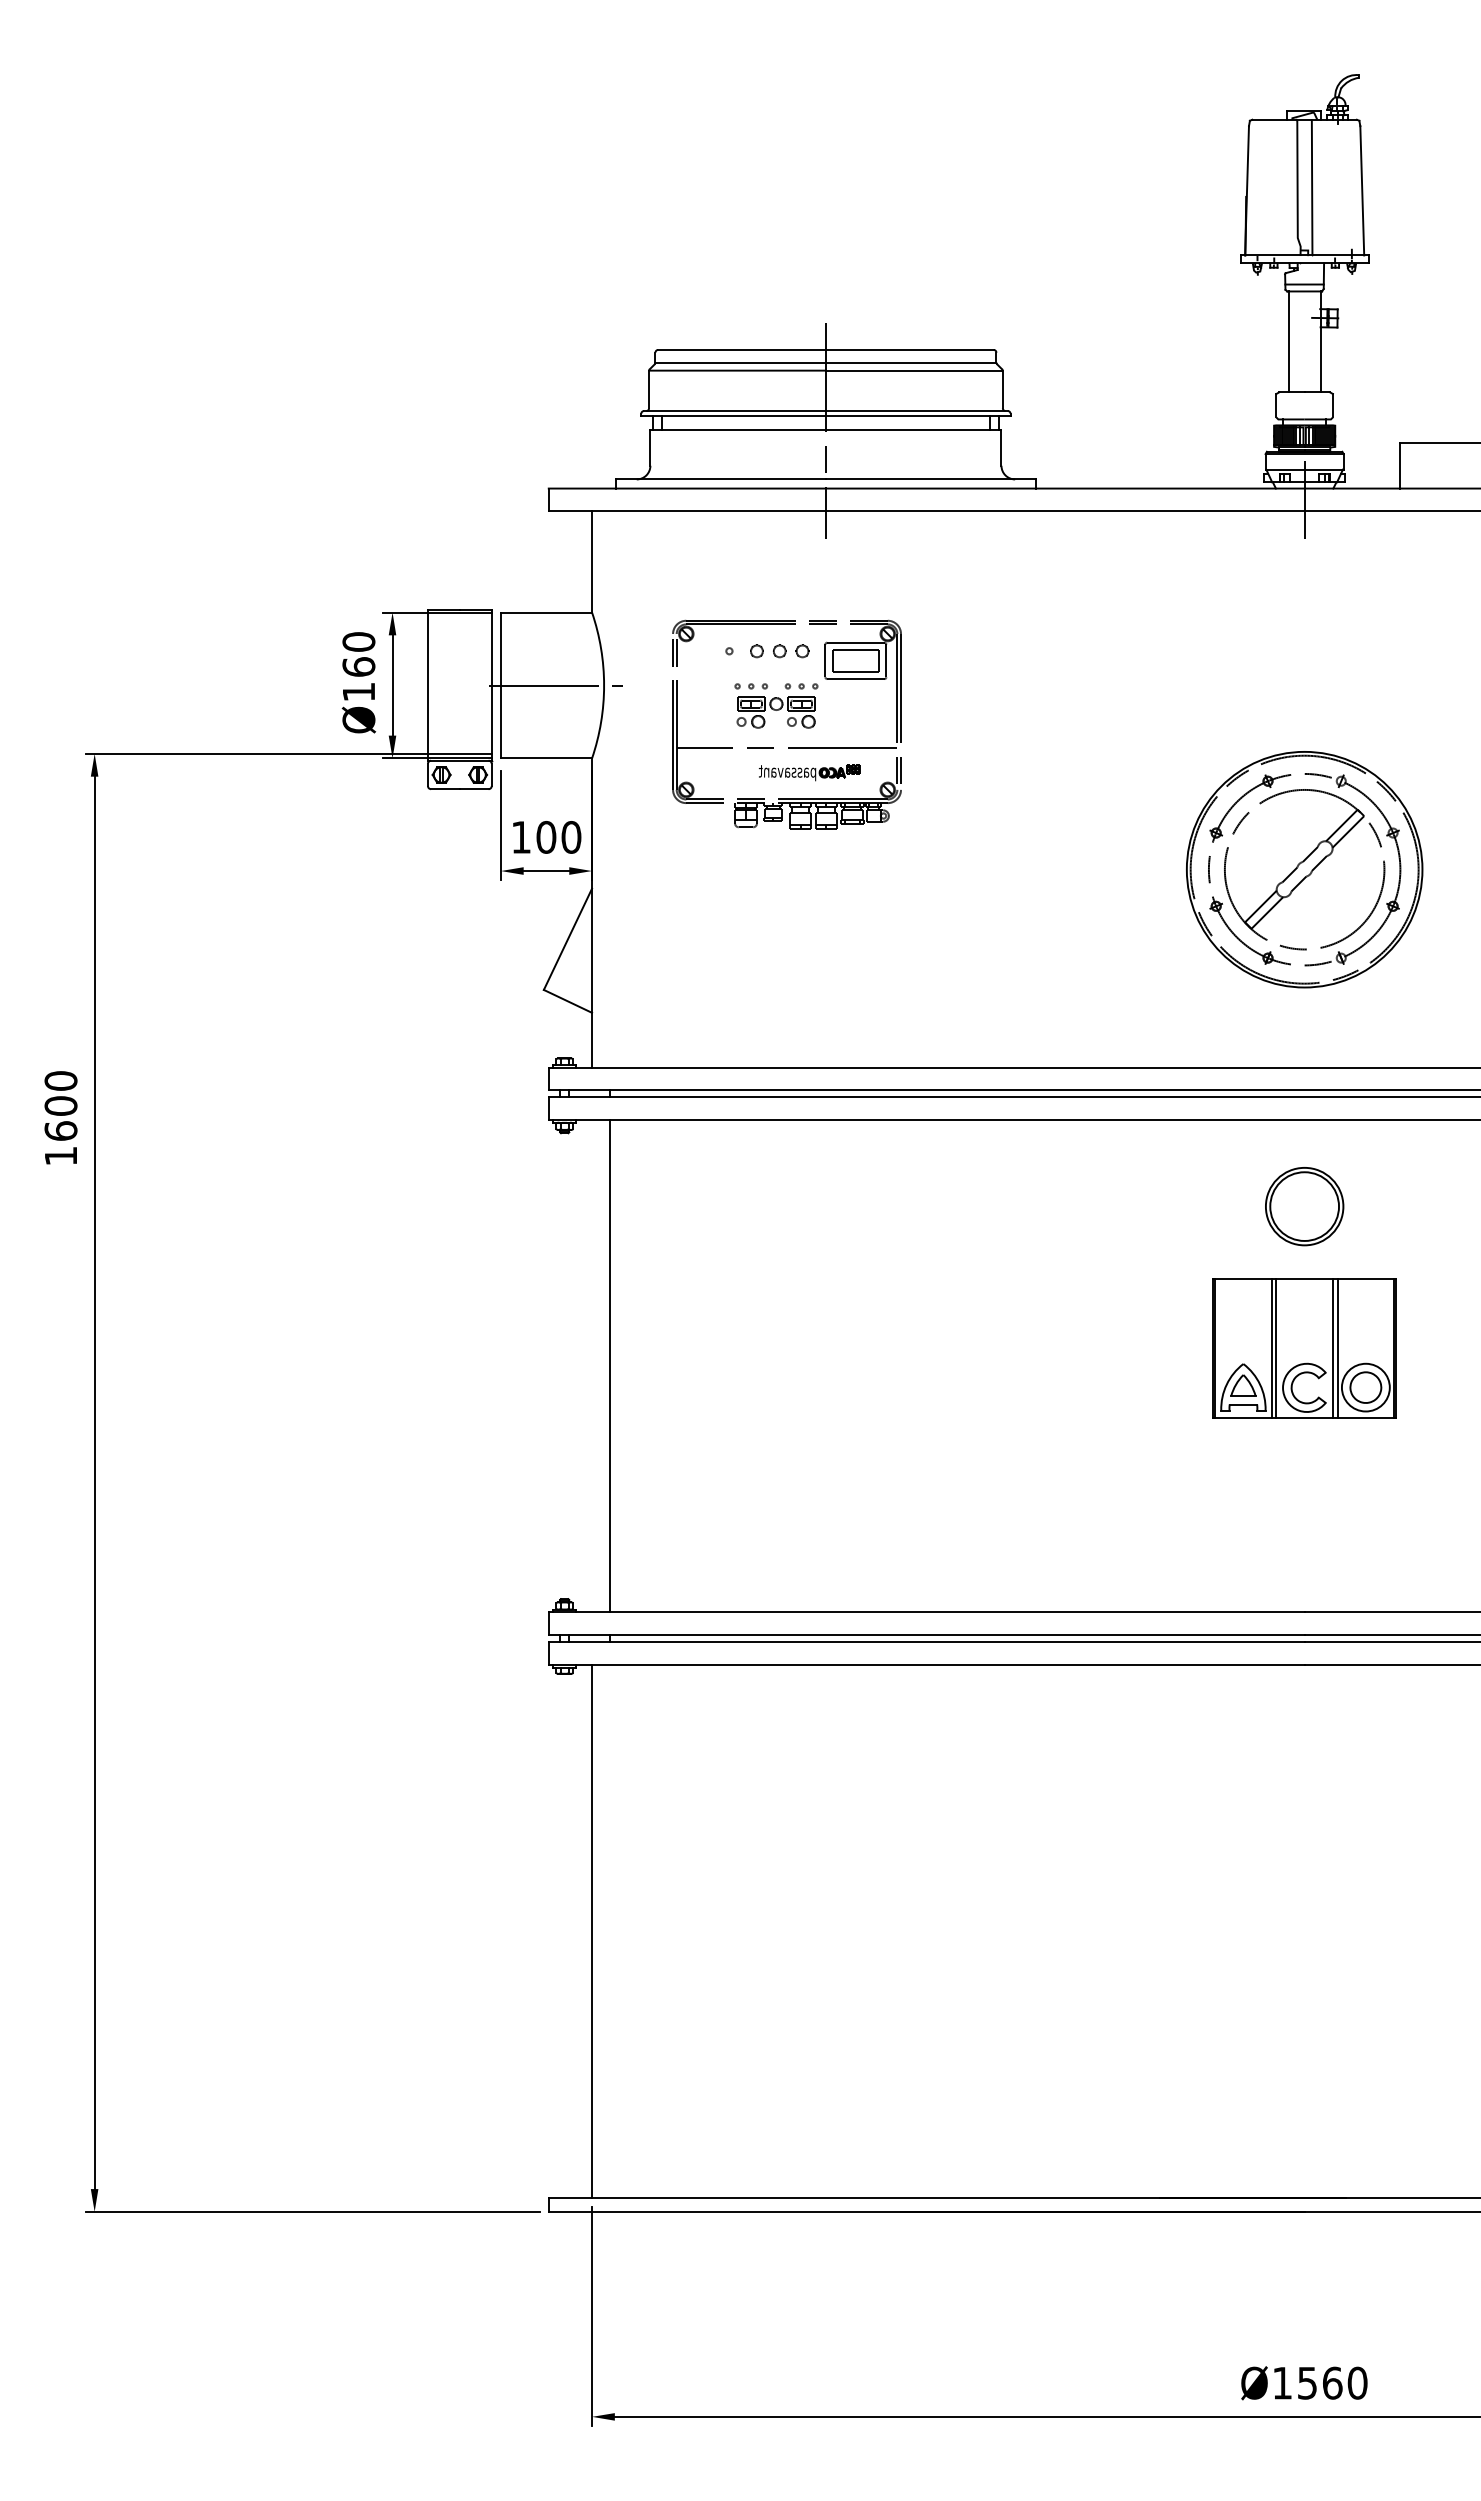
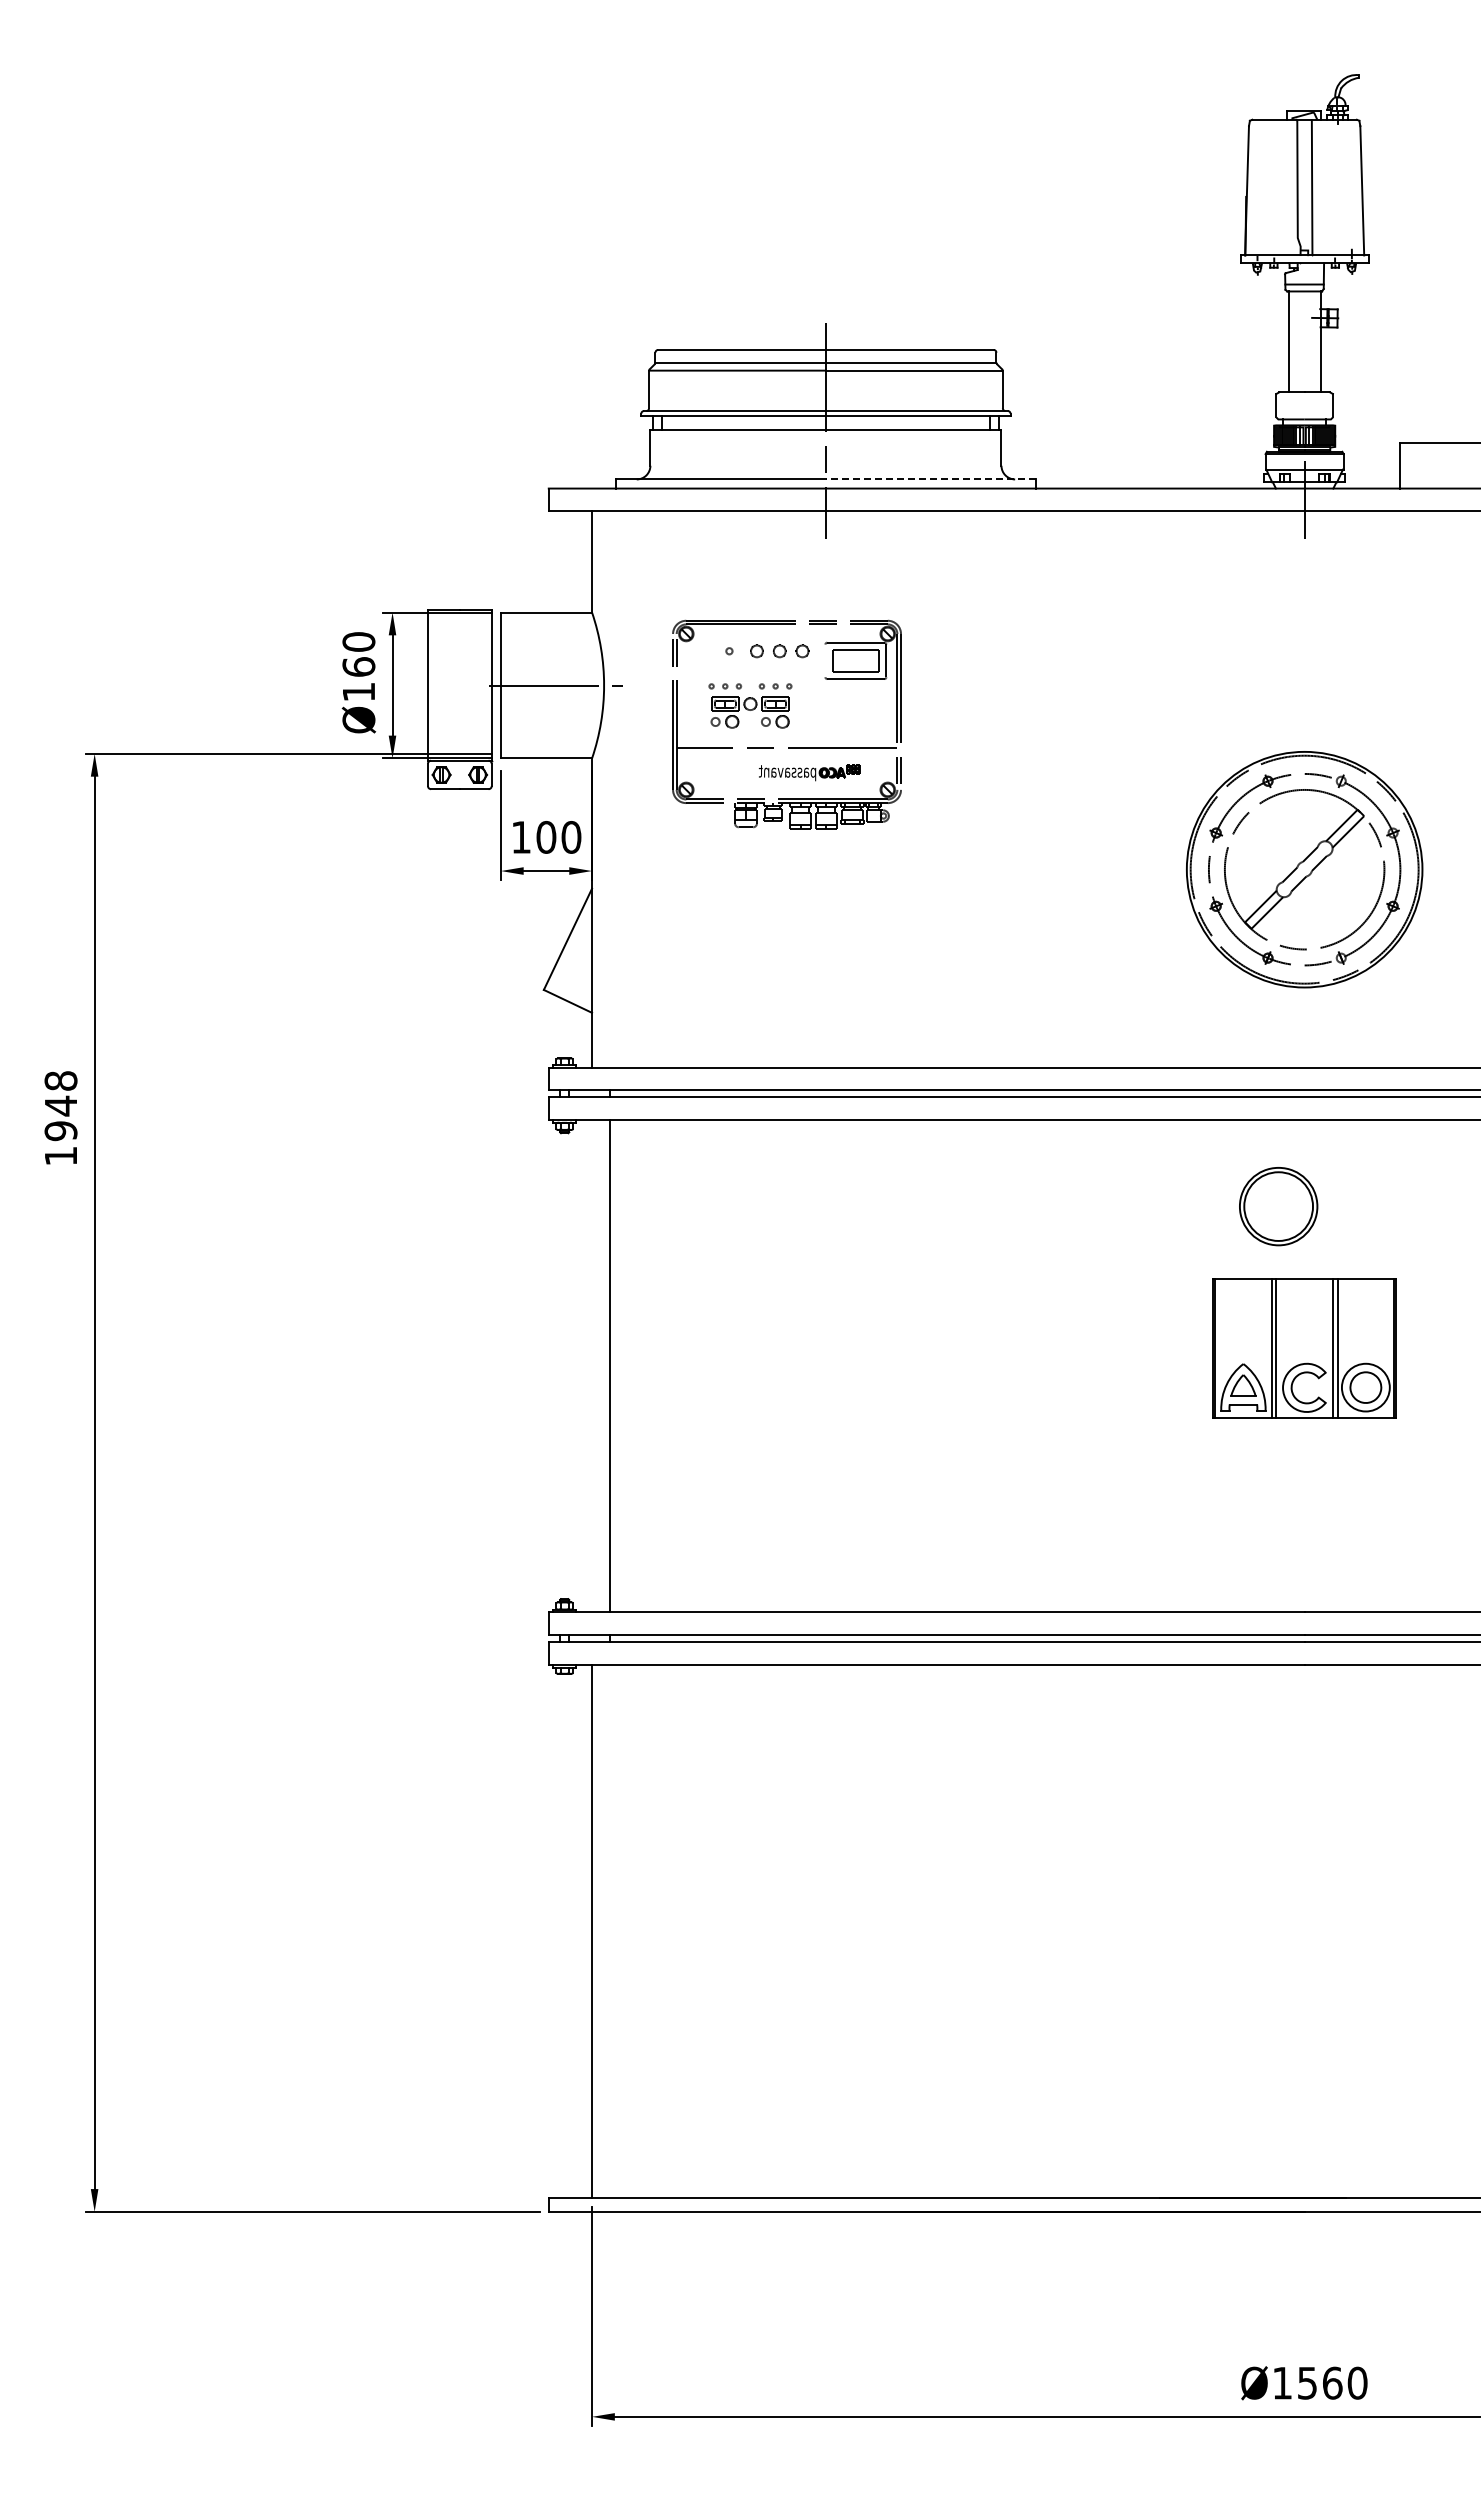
line: solid -> dashed (930, 479)
line: present -> none (825, 660)
part position: (776, 705) -> (750, 705) (750, 705)
text: 1600 -> 1948 (60, 1106)
part position: (1304, 1206) -> (1278, 1206) (1278, 1206)
